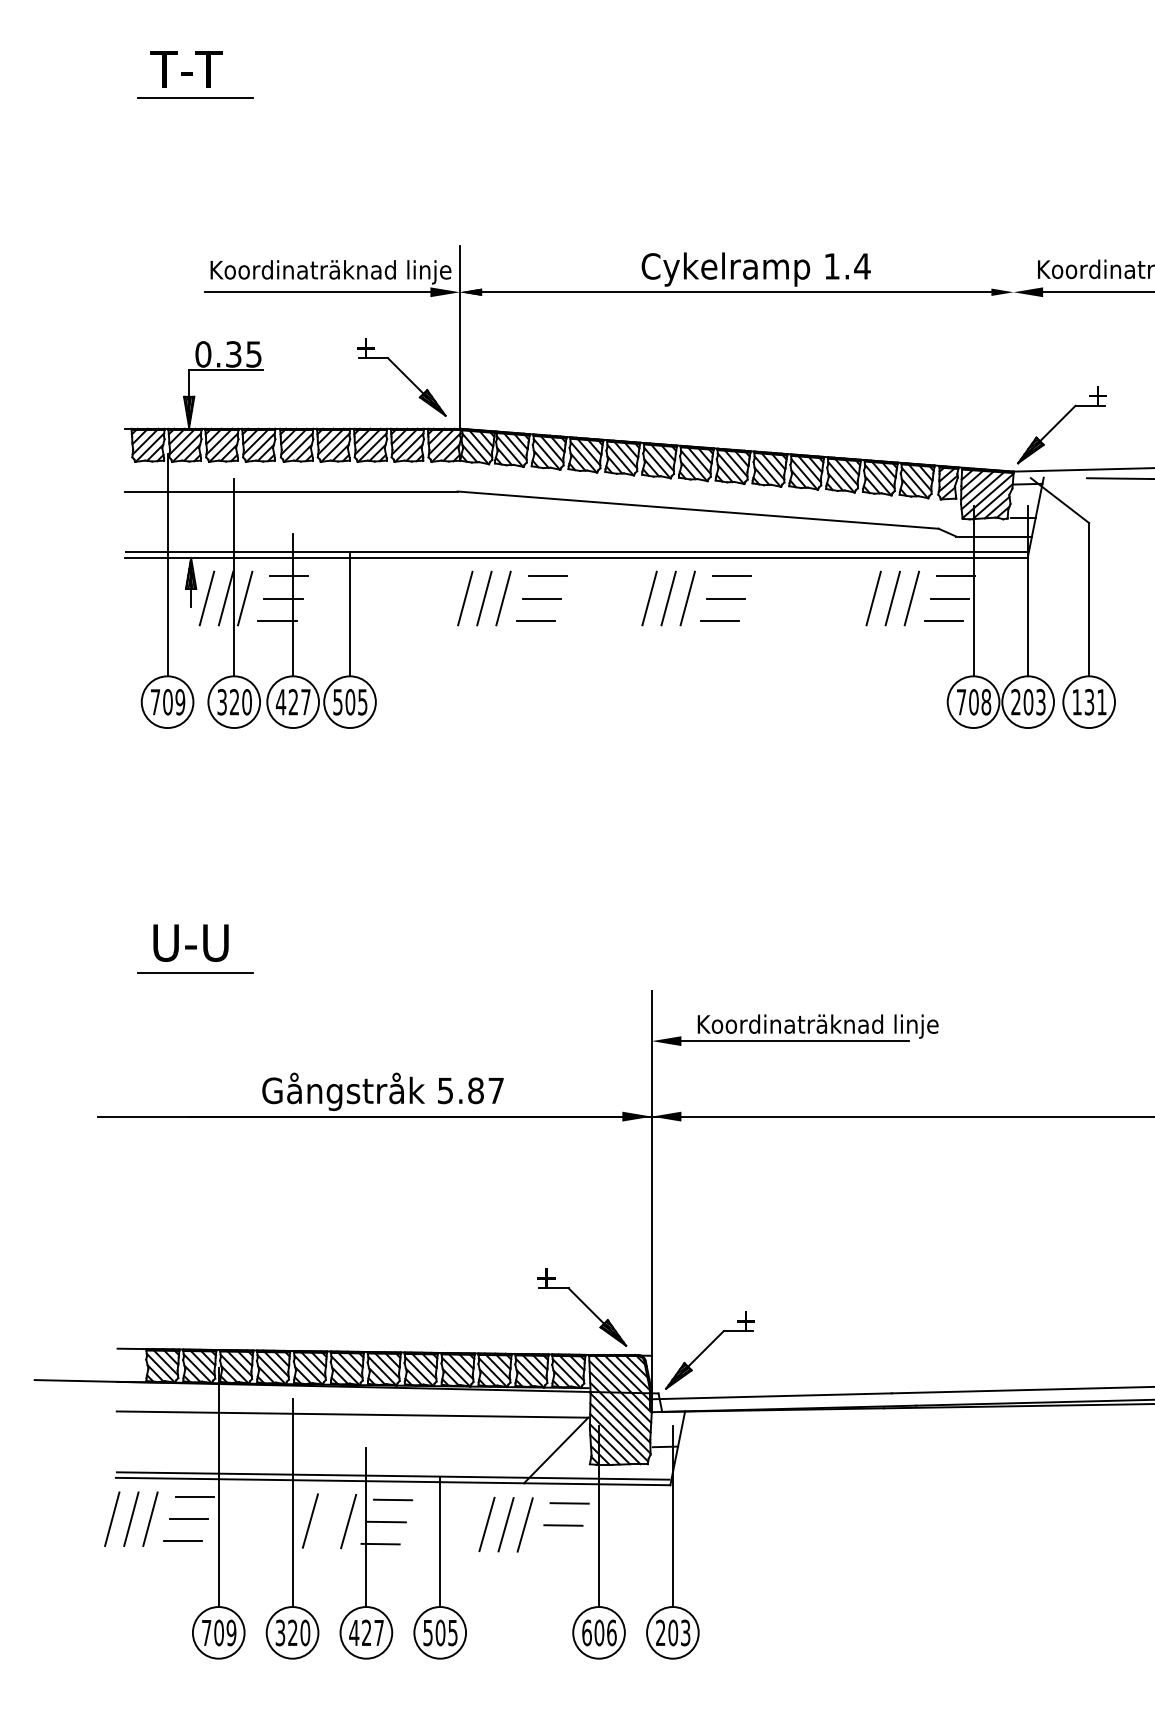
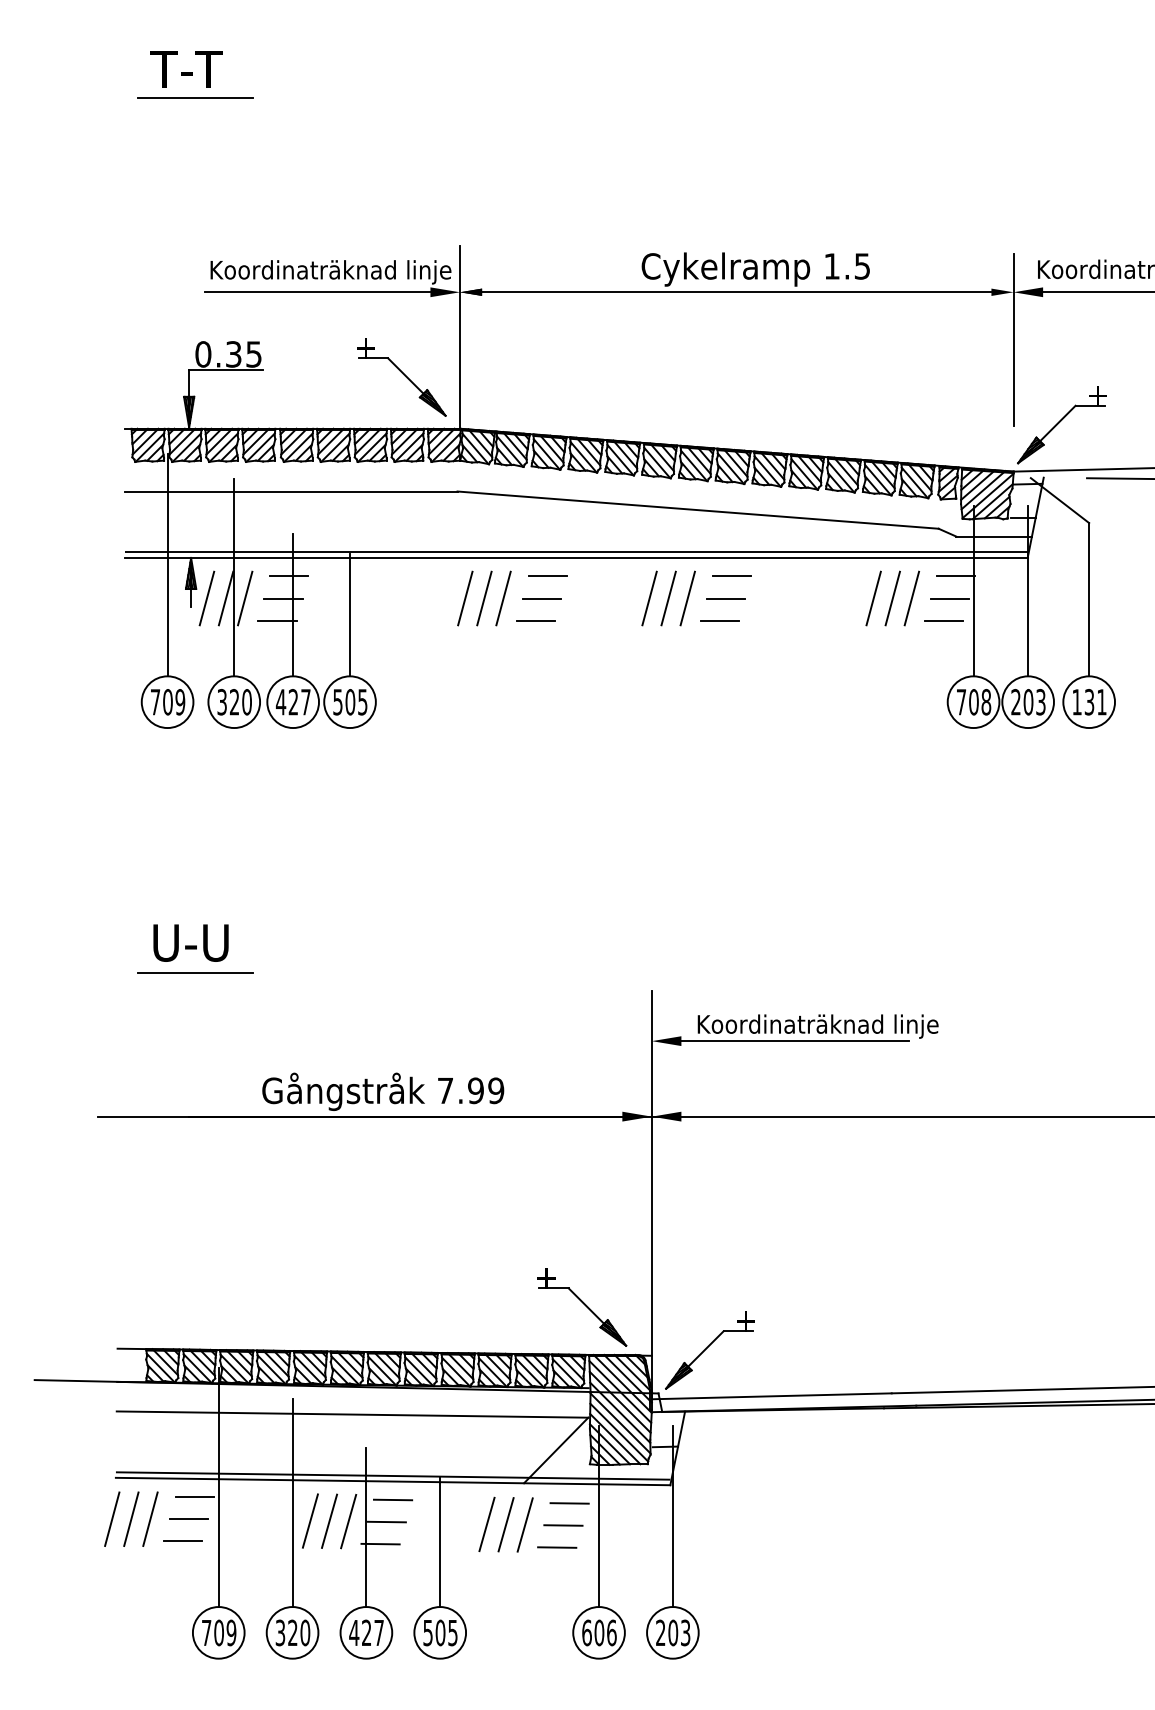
text: 1.4 -> 1.5 (862, 266)
line: none -> present (1013, 339)
text: 5.87 -> 7.99 (471, 1090)
line: none -> present (329, 1520)
line: none -> present (557, 1547)
